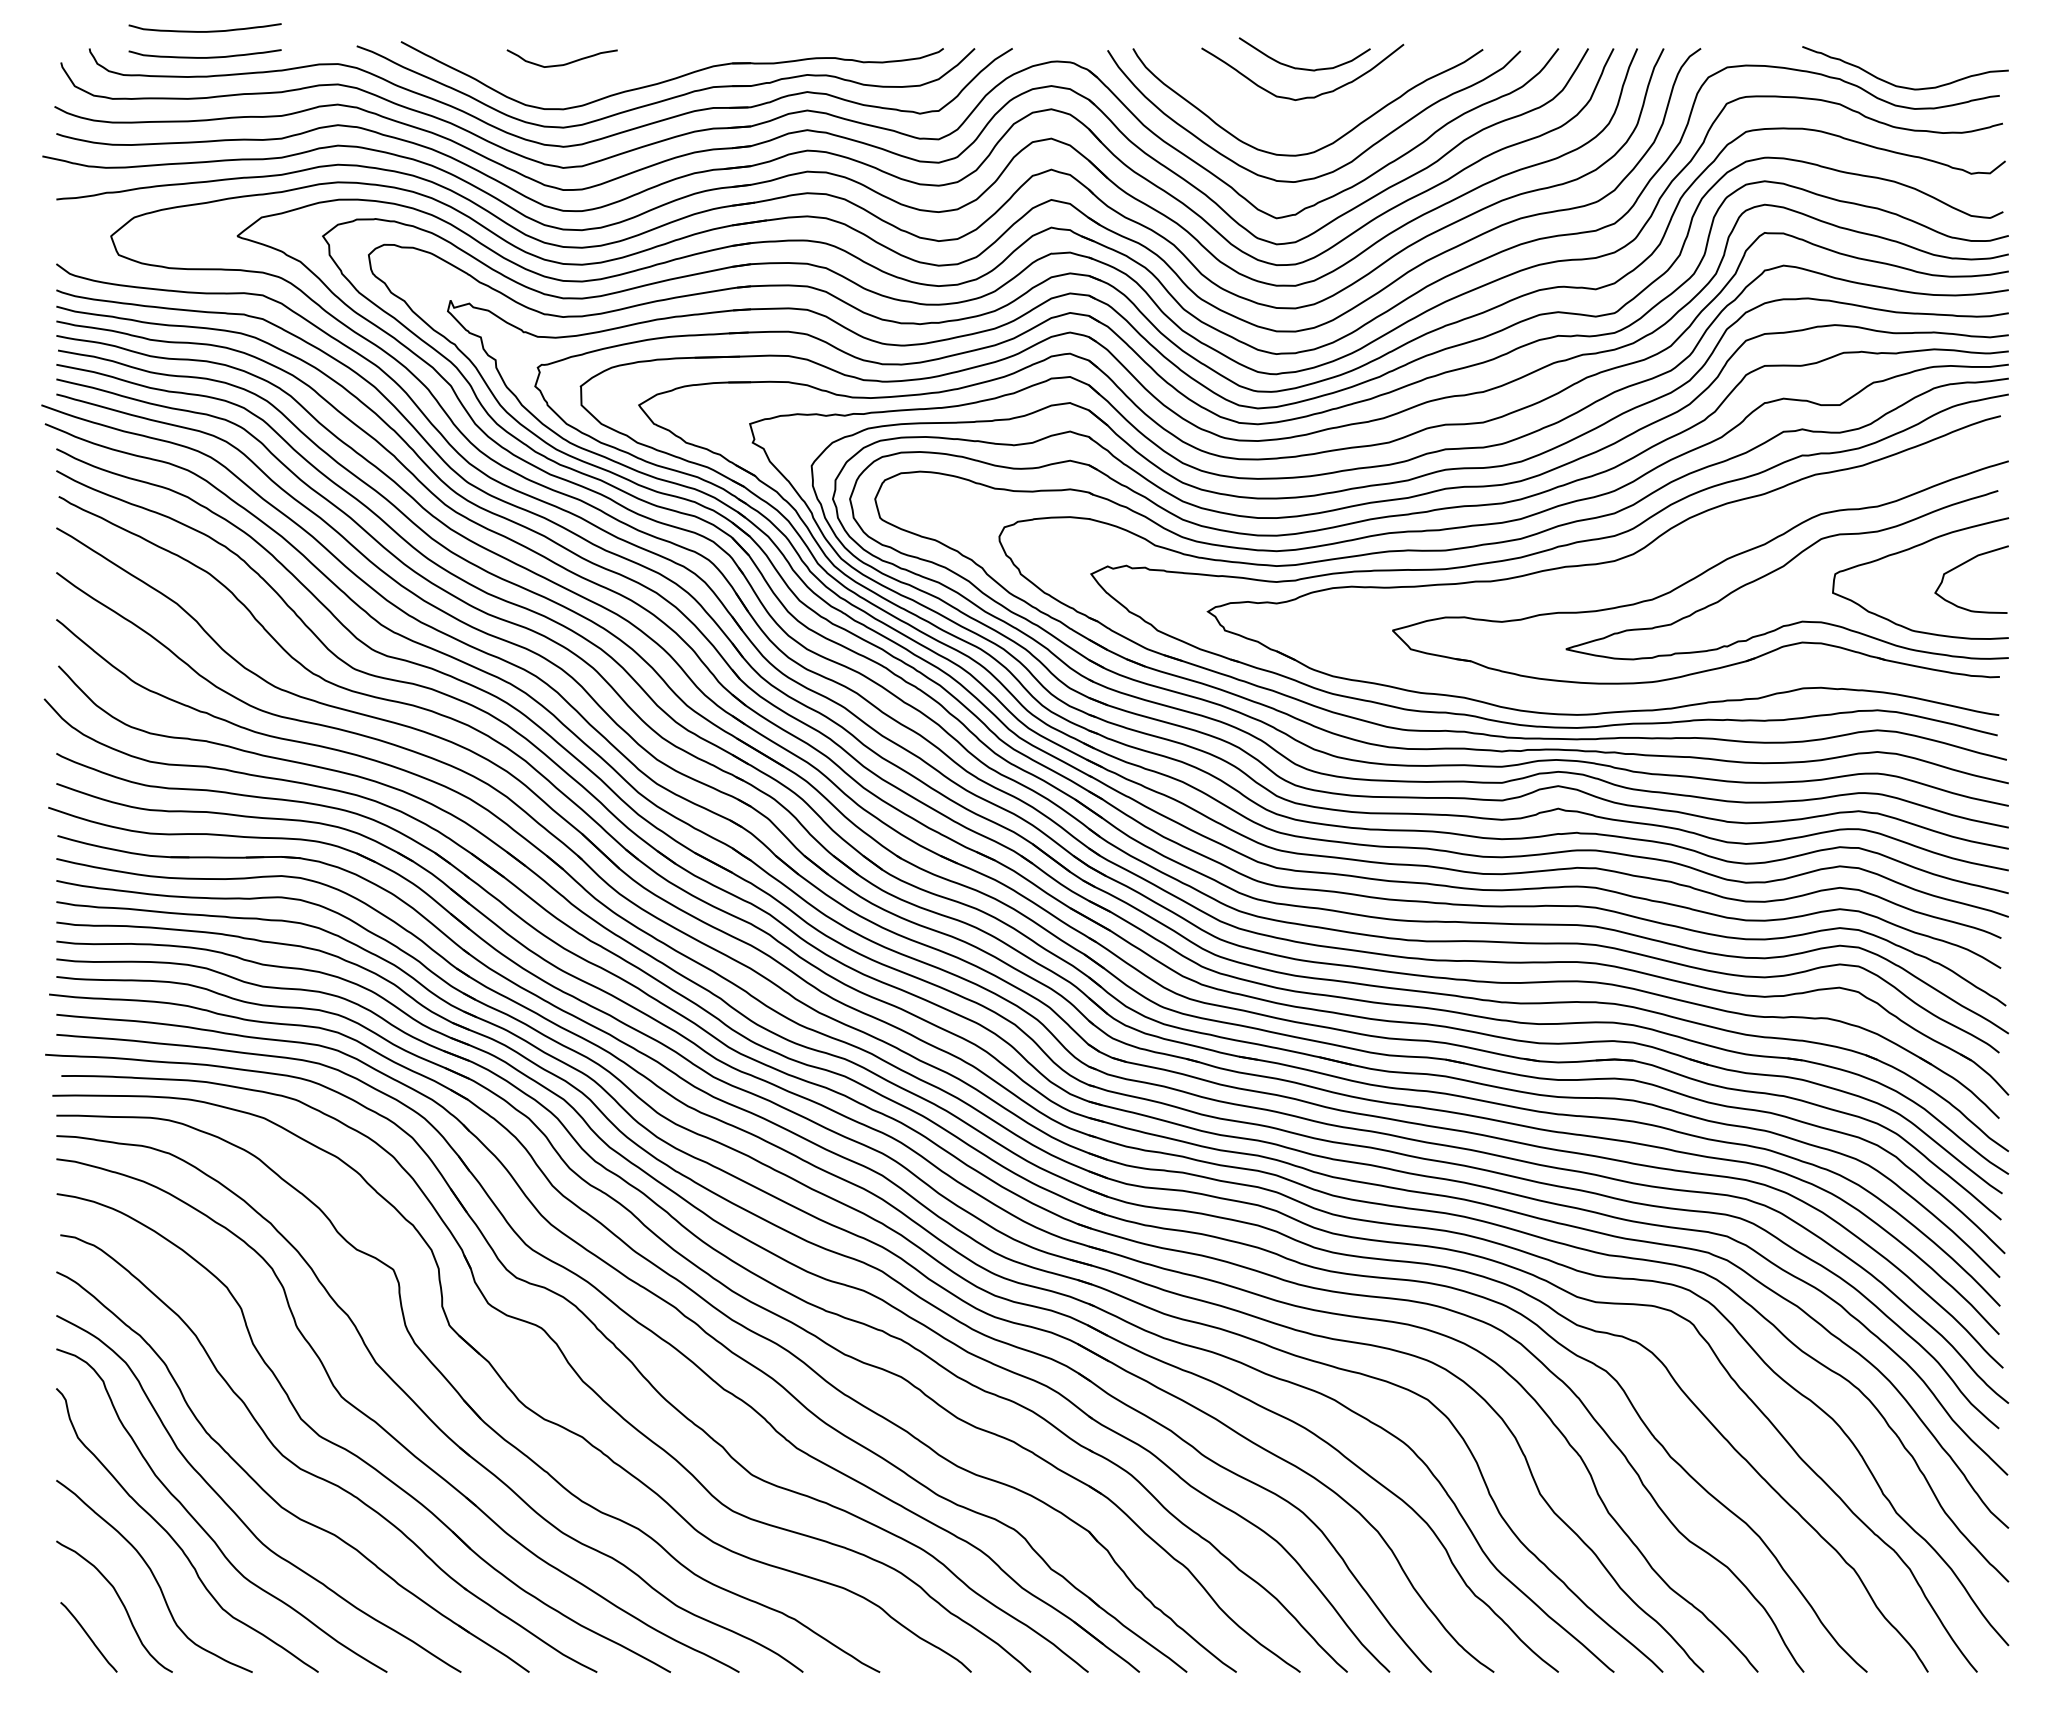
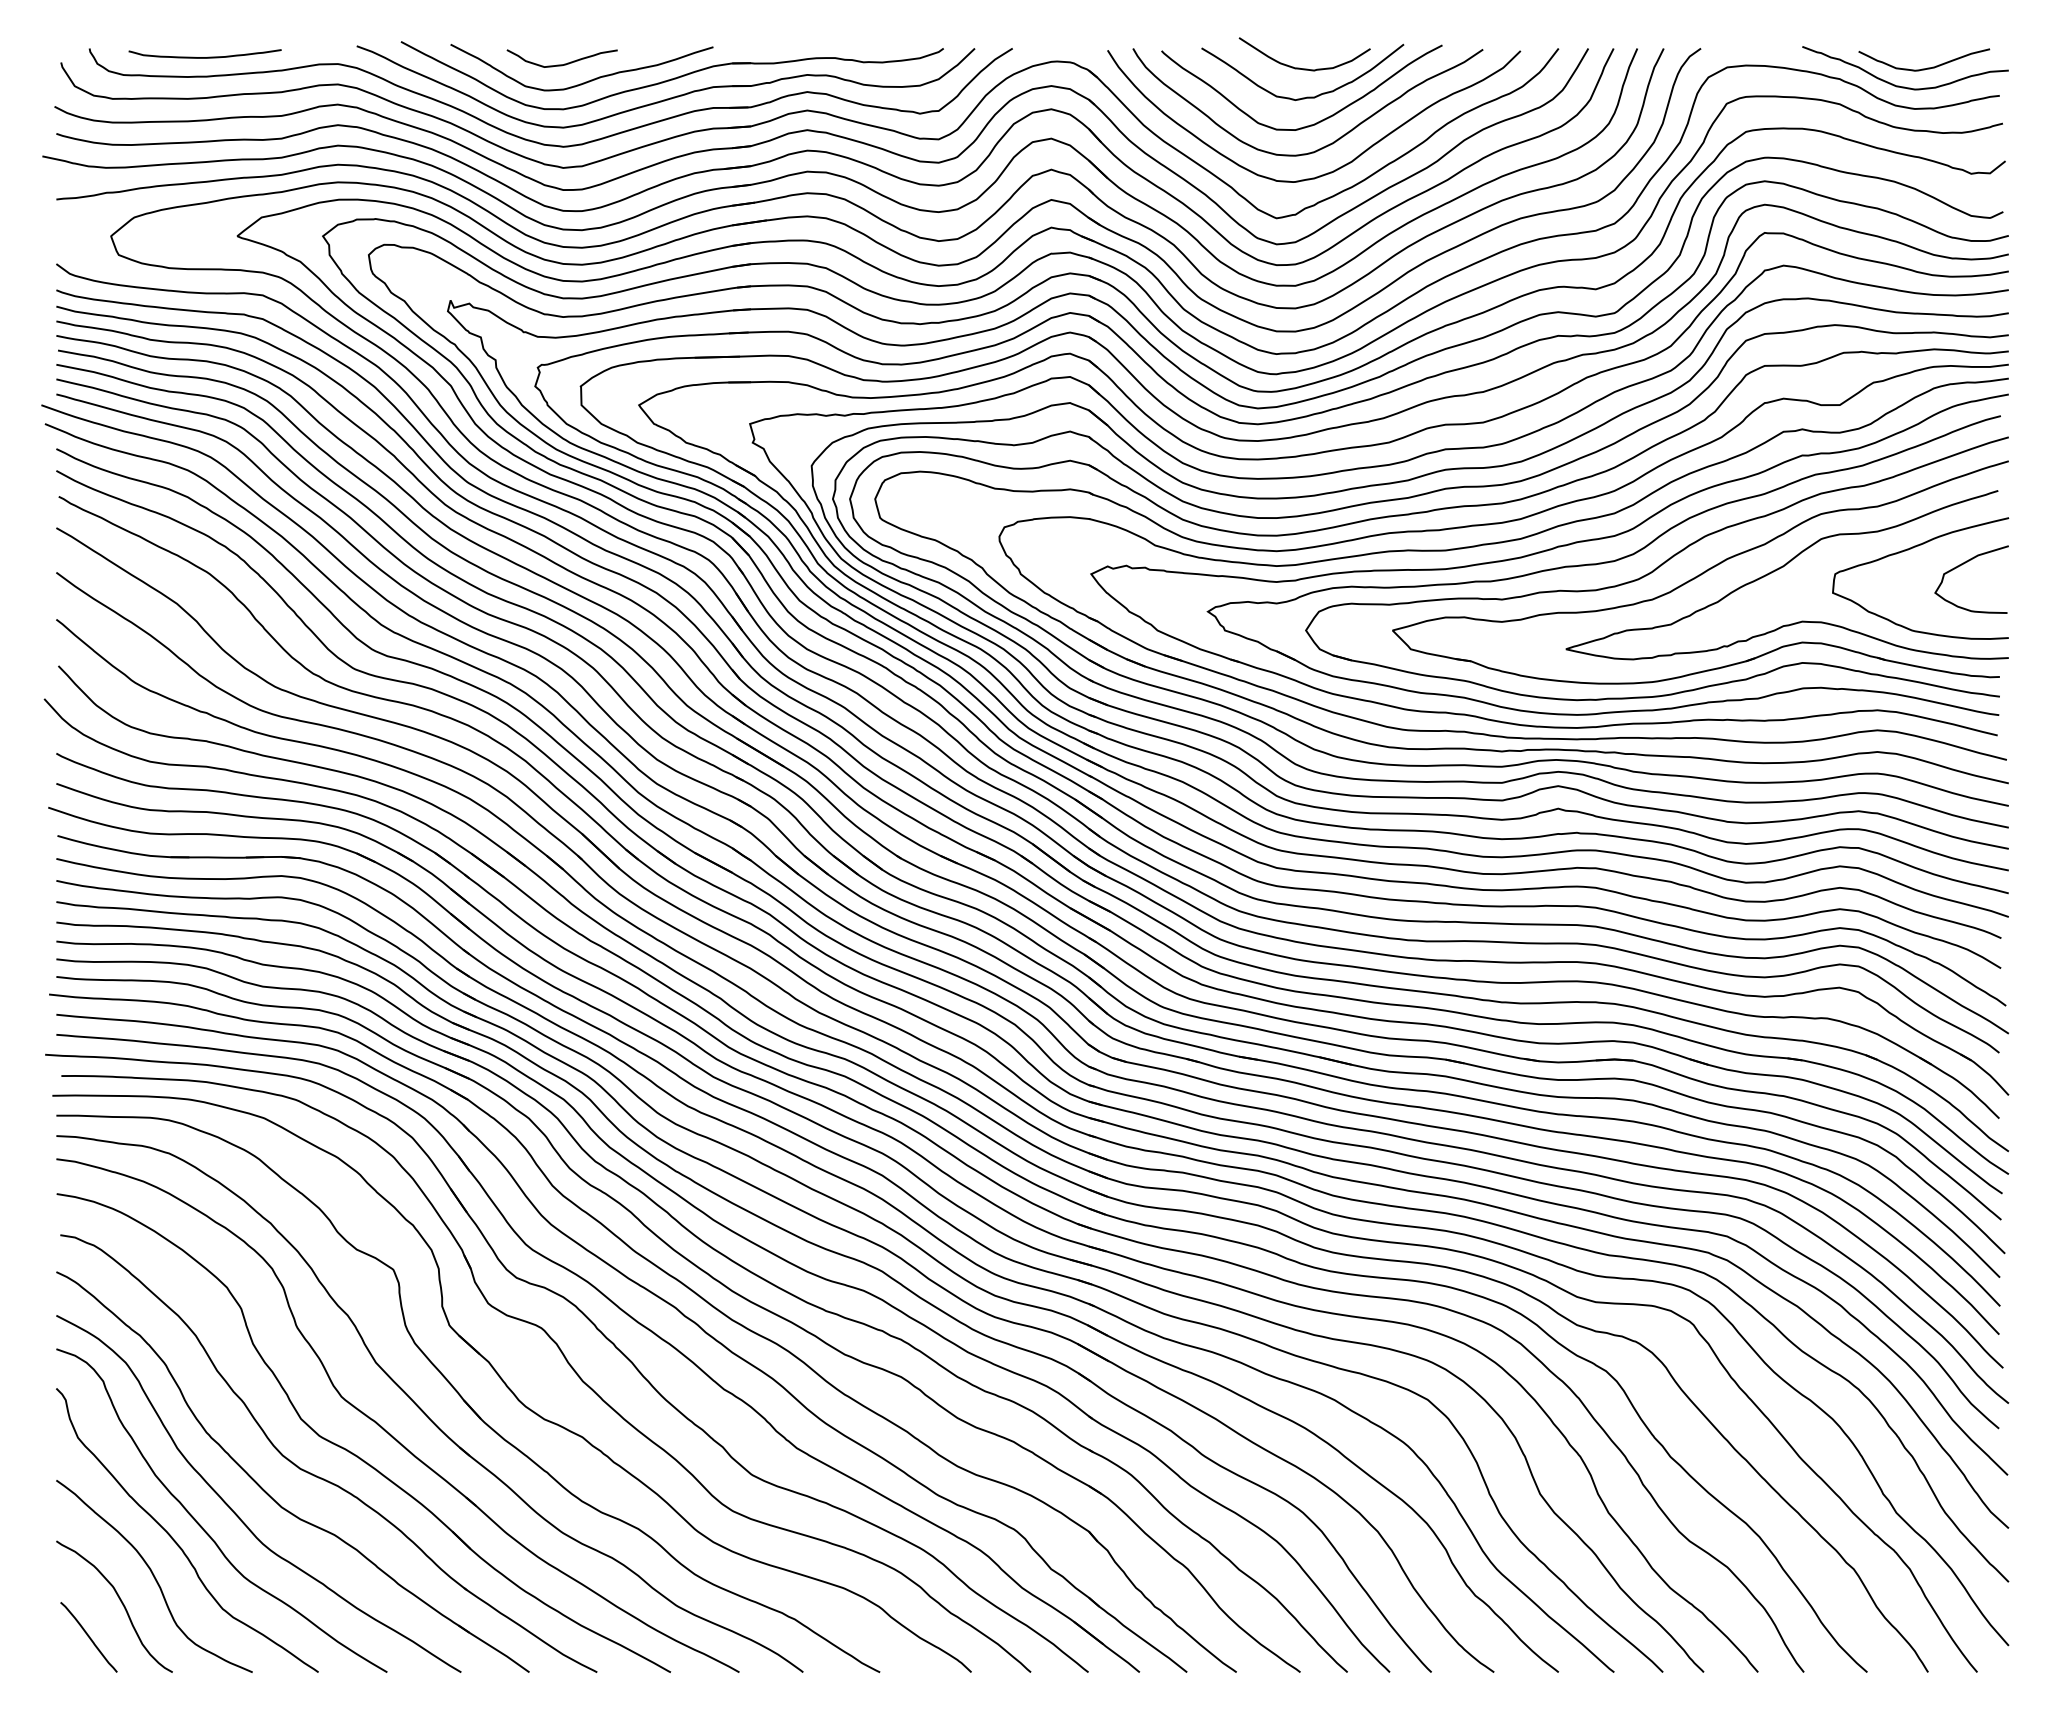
curve: present -> none (204, 31)
curve: none -> present (1927, 67)
curve: none -> present (585, 81)
curve: none -> present (1318, 121)
part: none -> present (1656, 568)
